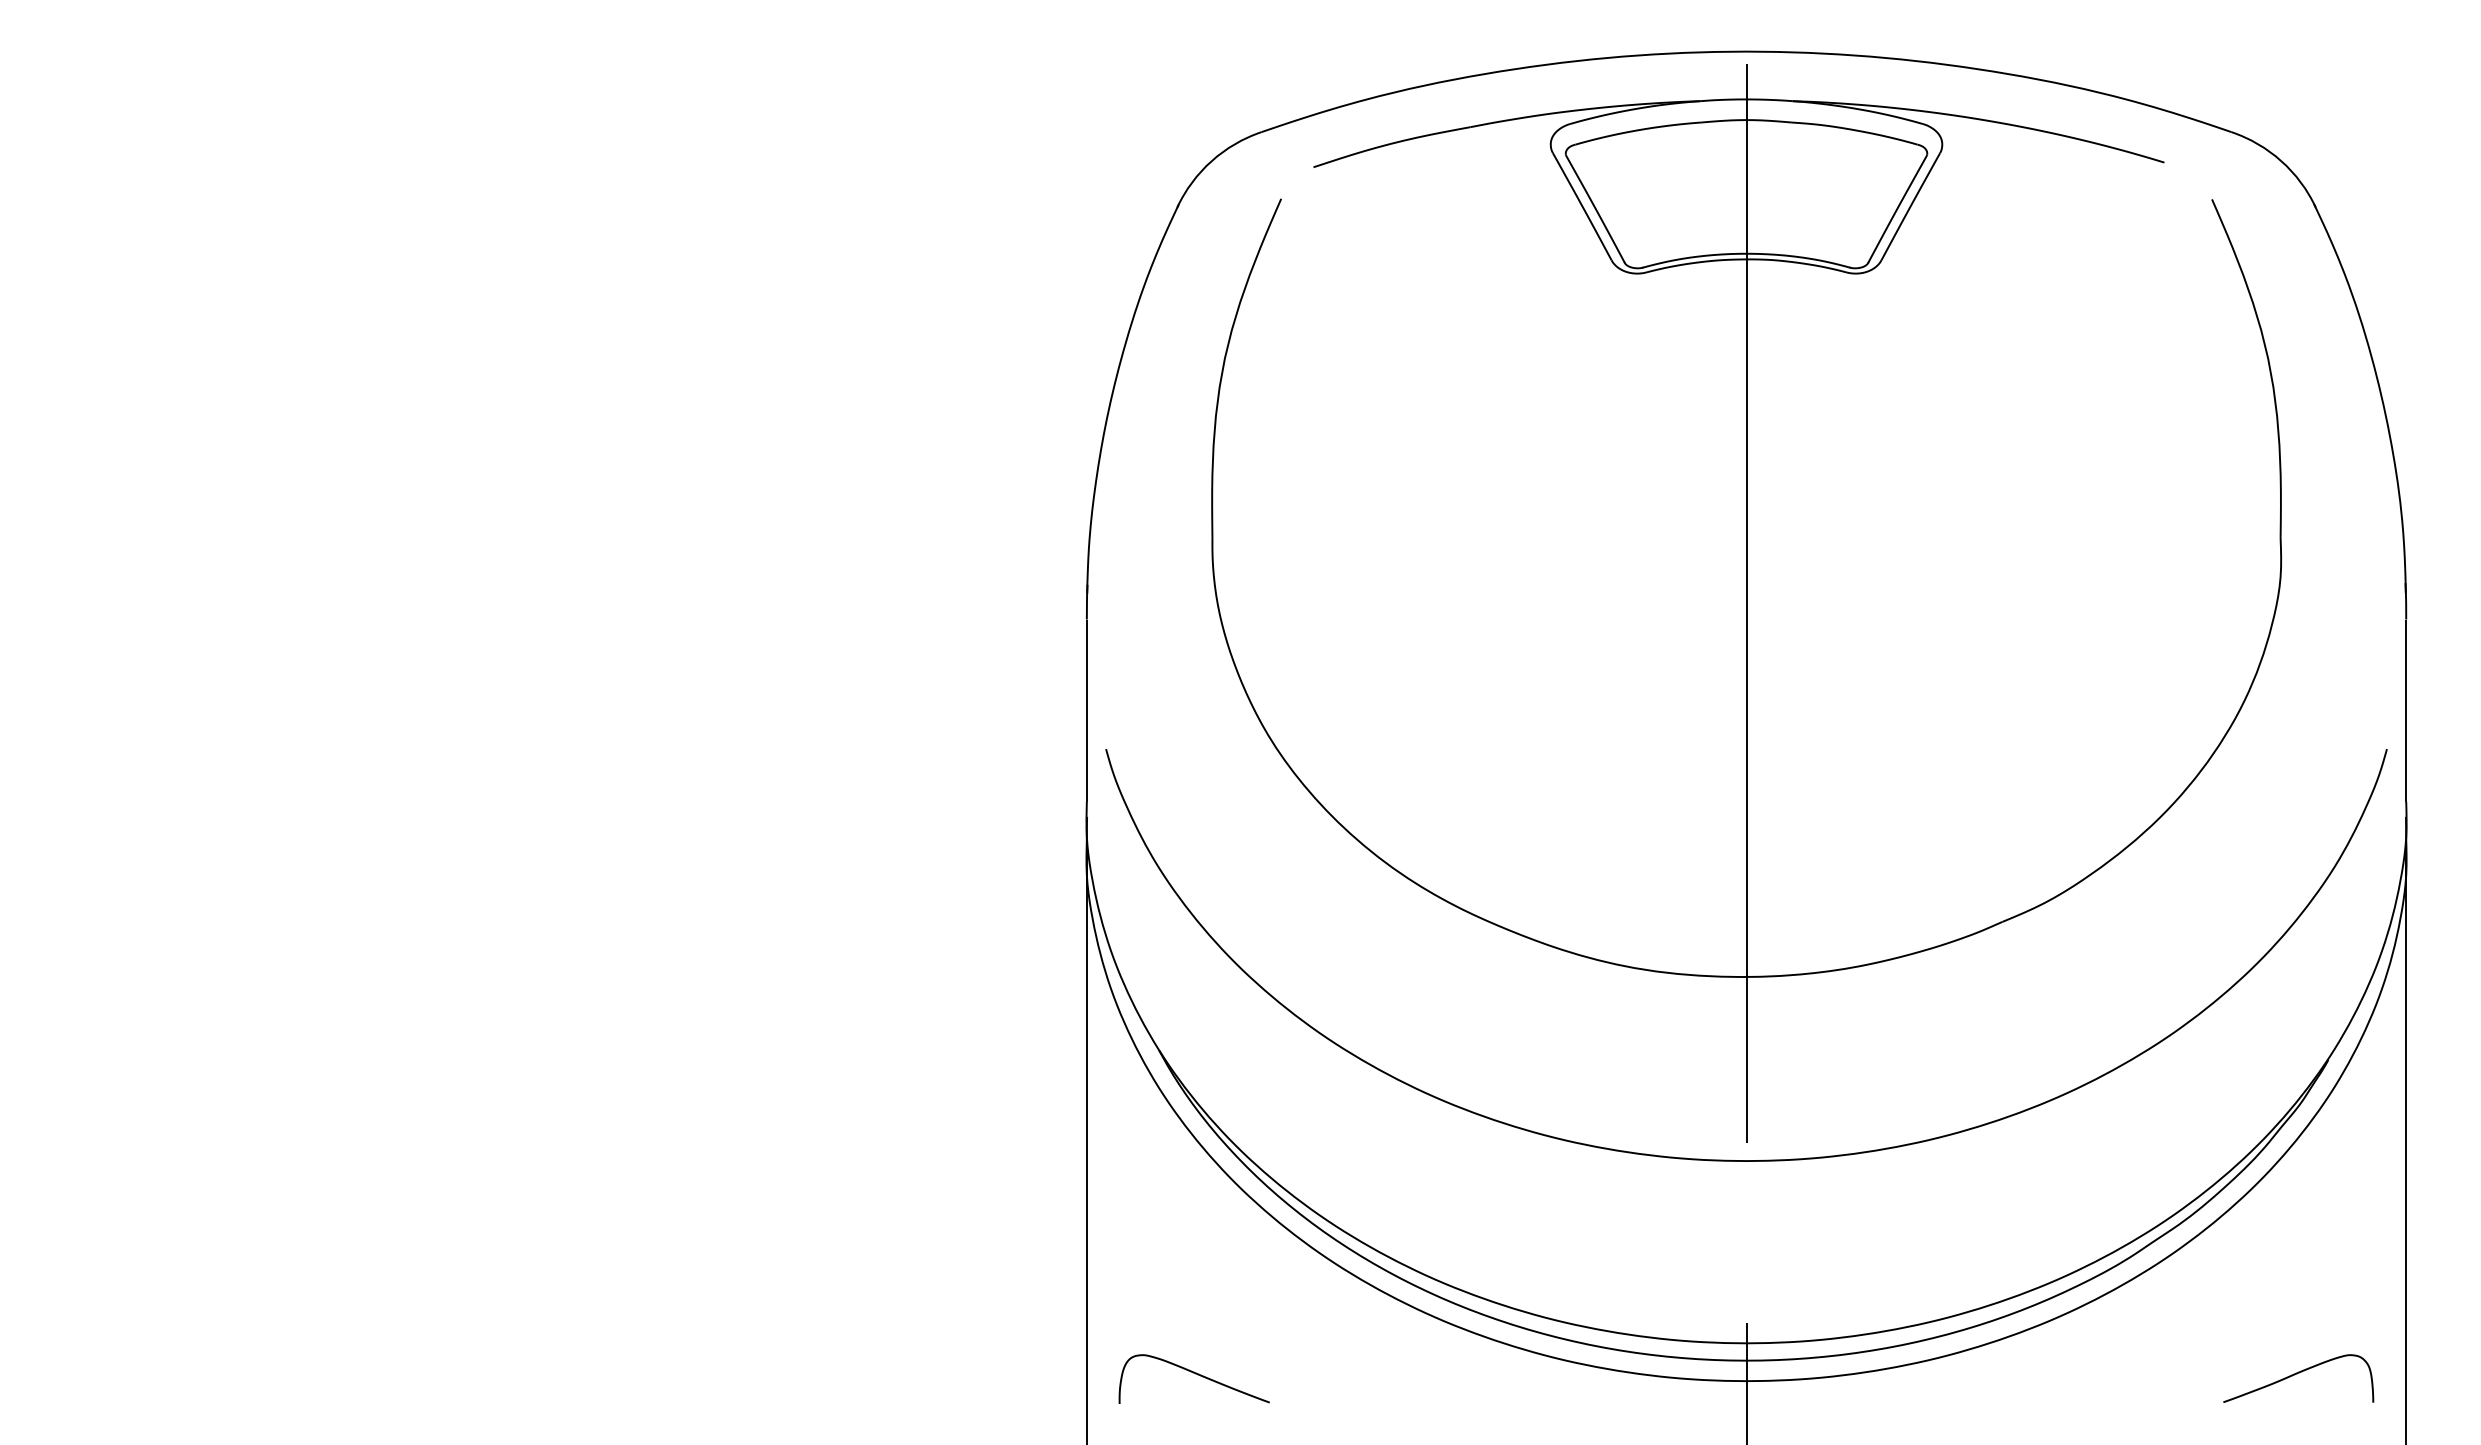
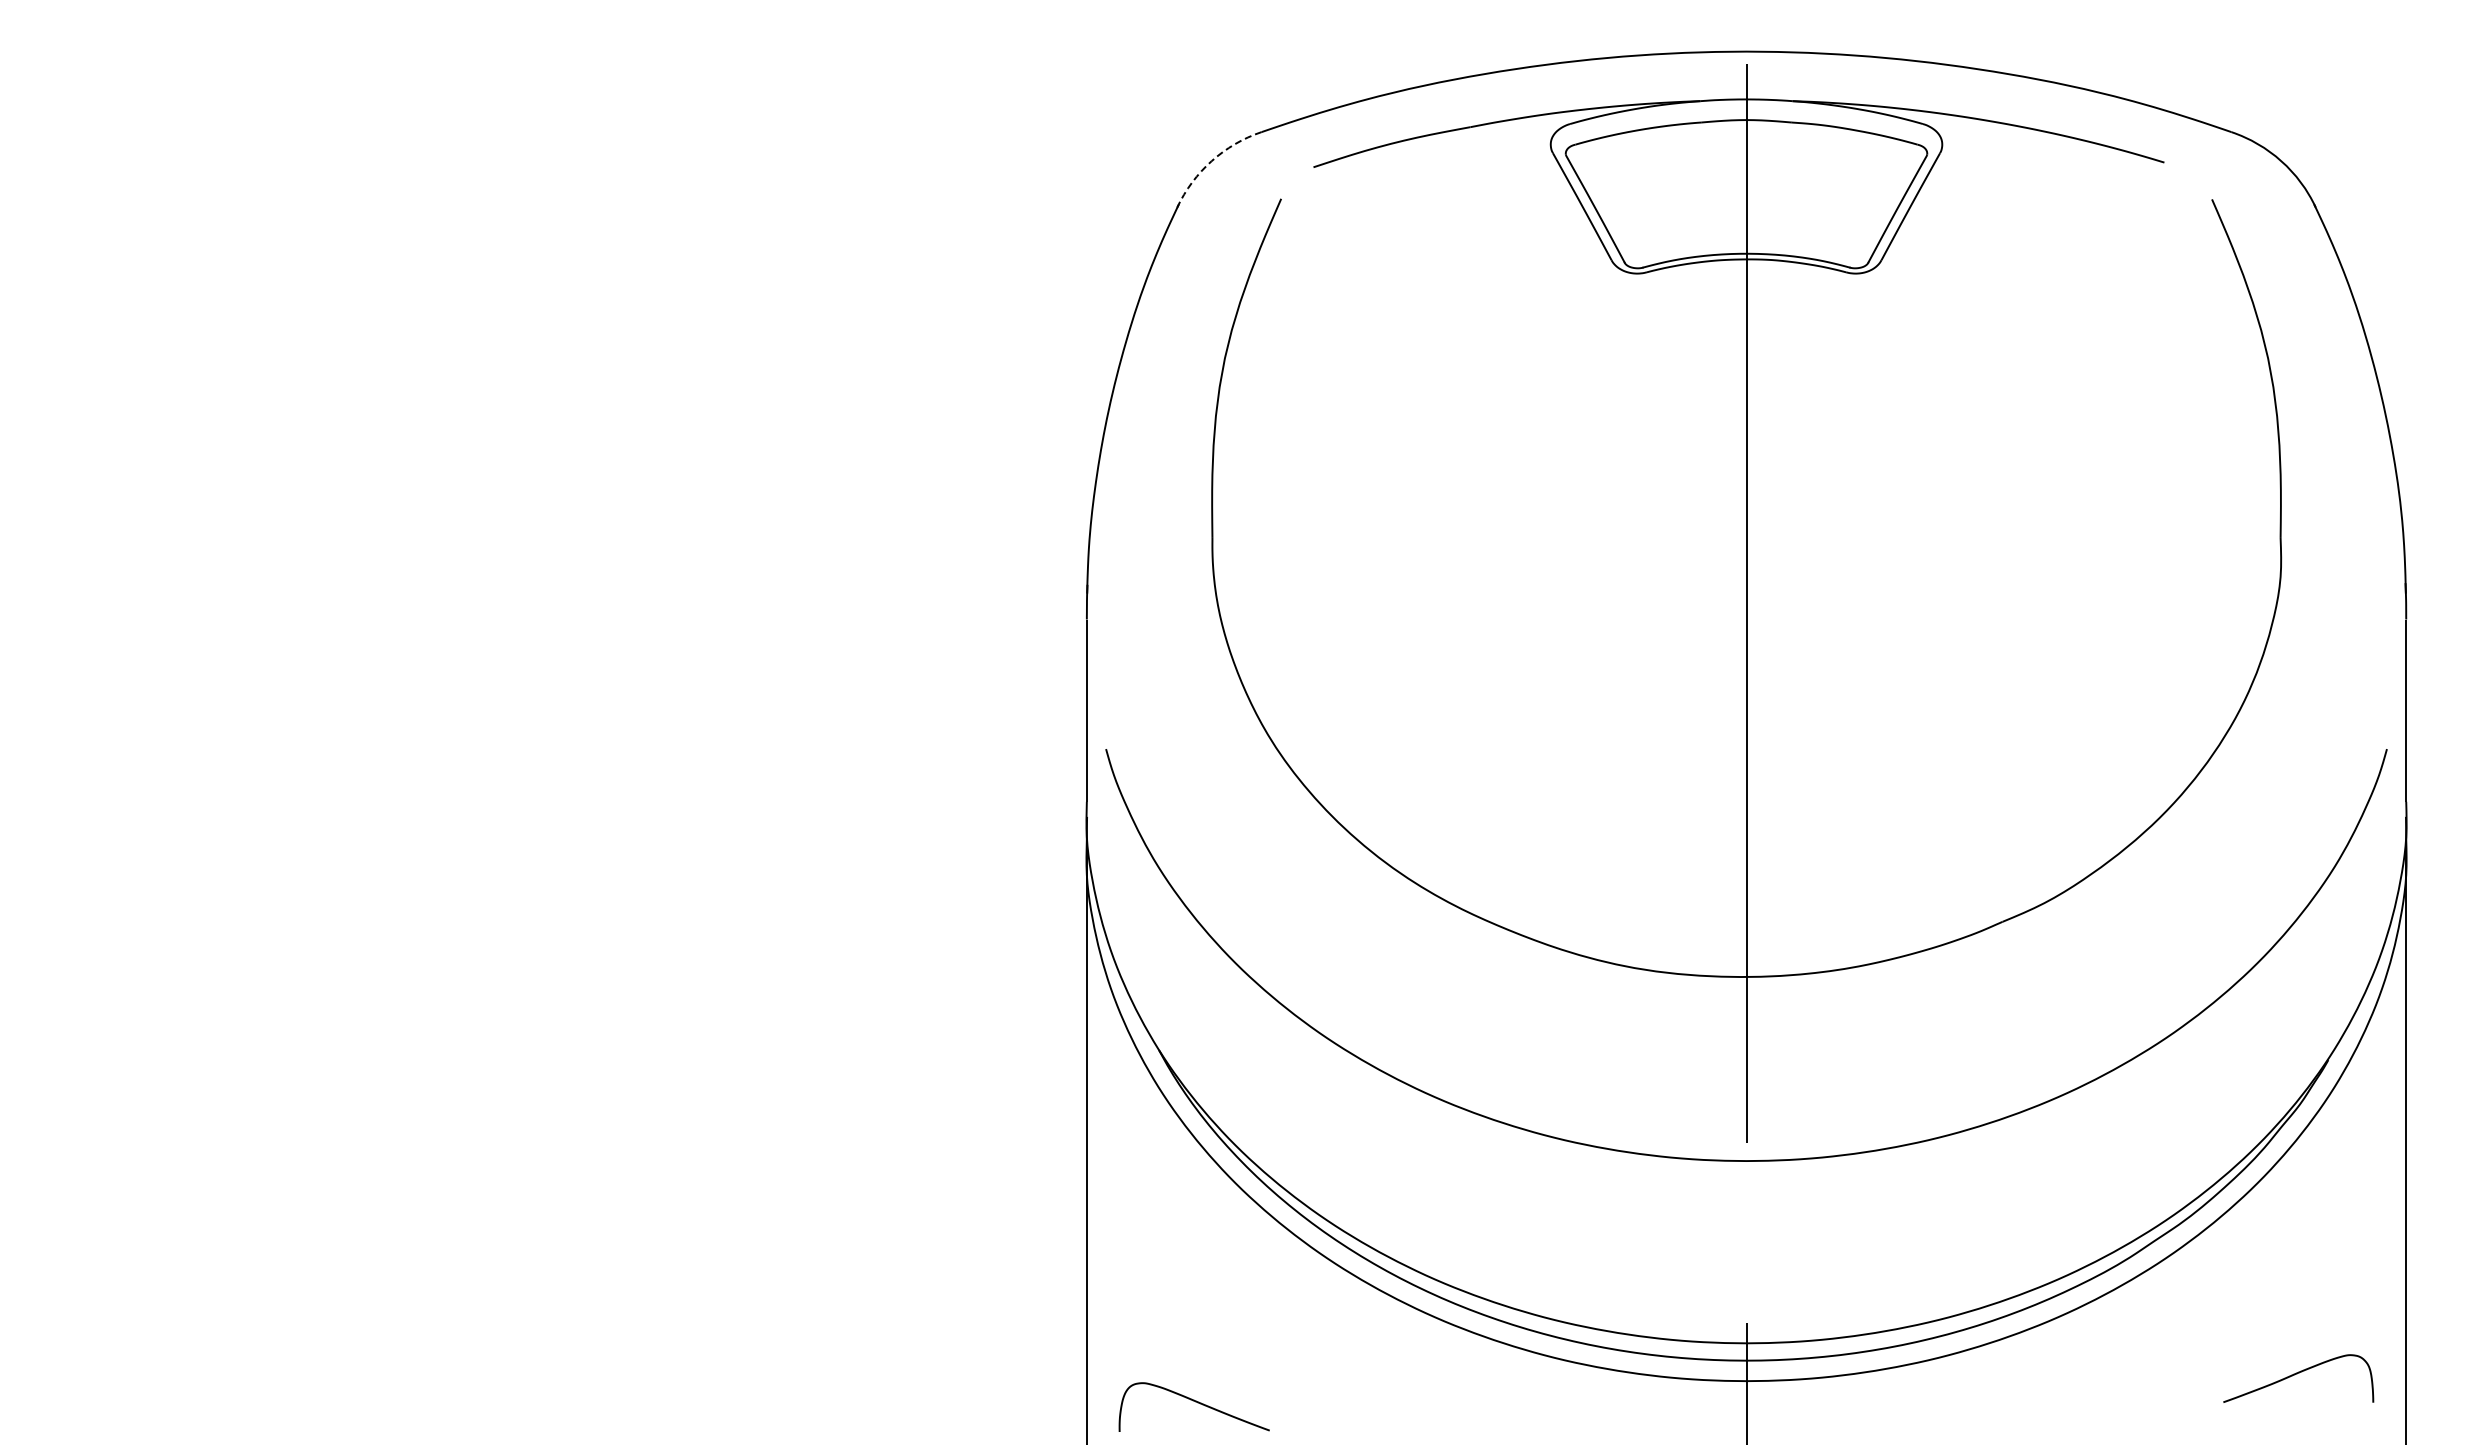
arc: solid -> dashed (1211, 161)
curve position: (1195, 1374) -> (1195, 1402) (1195, 1402)
